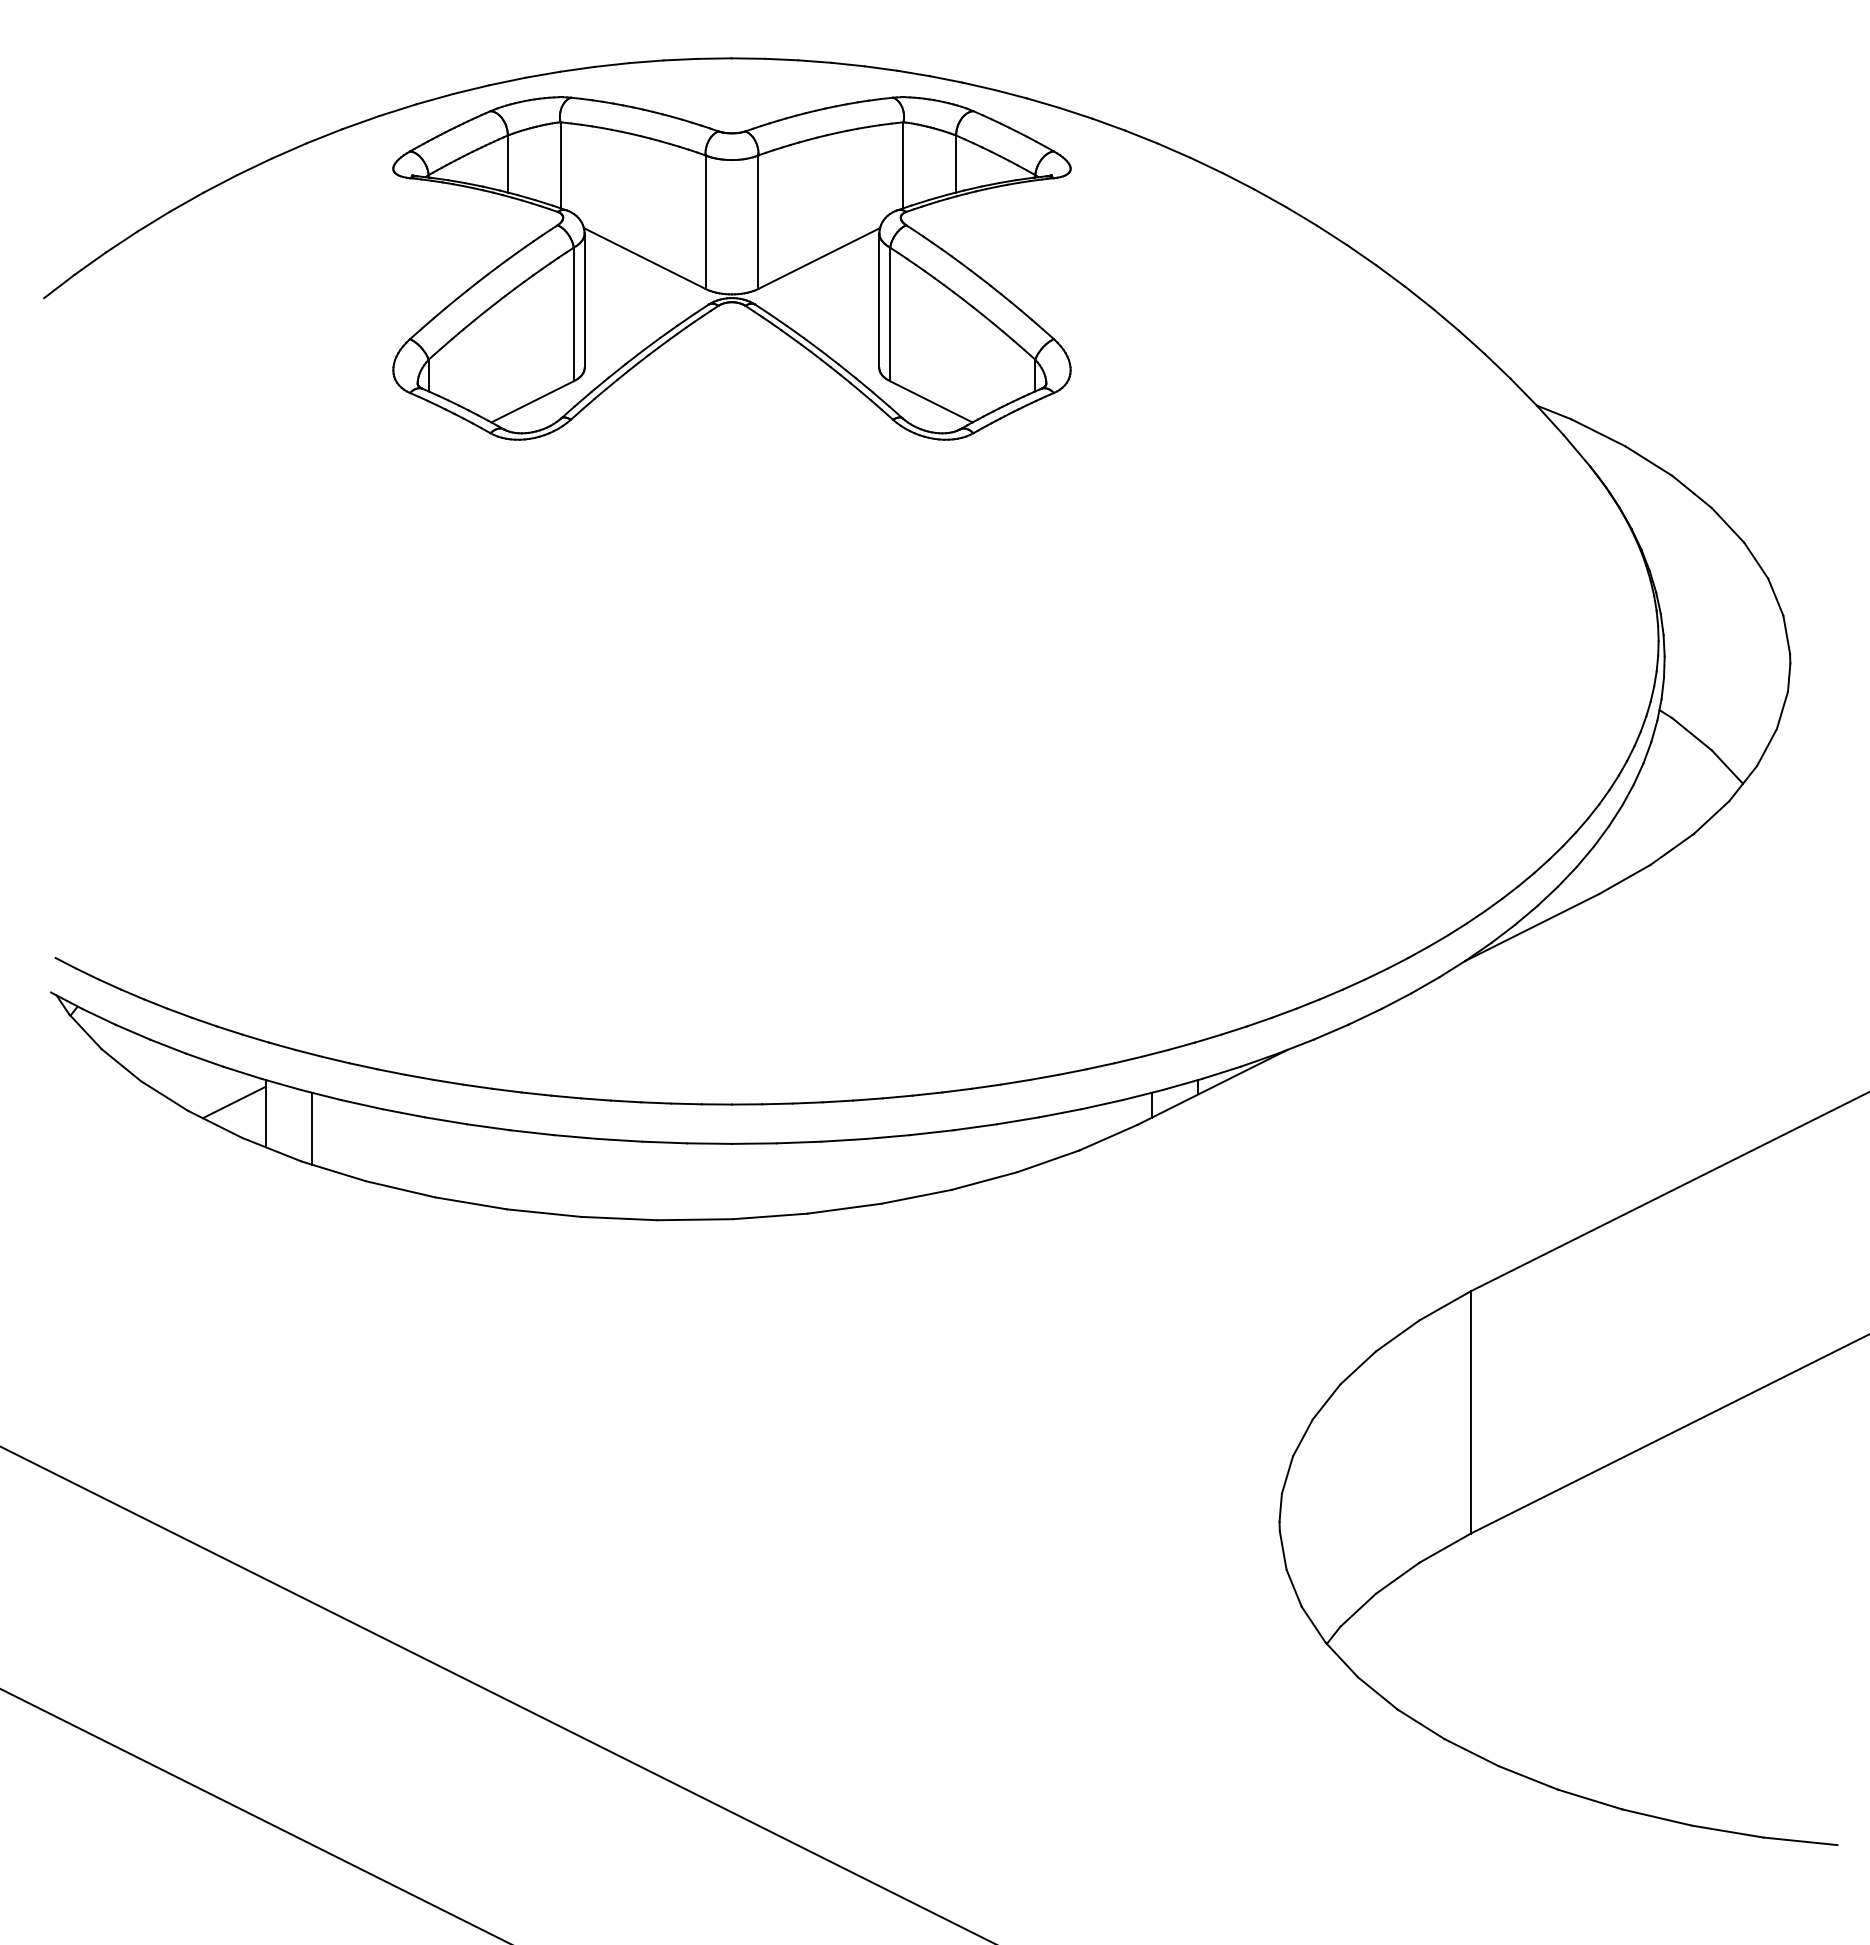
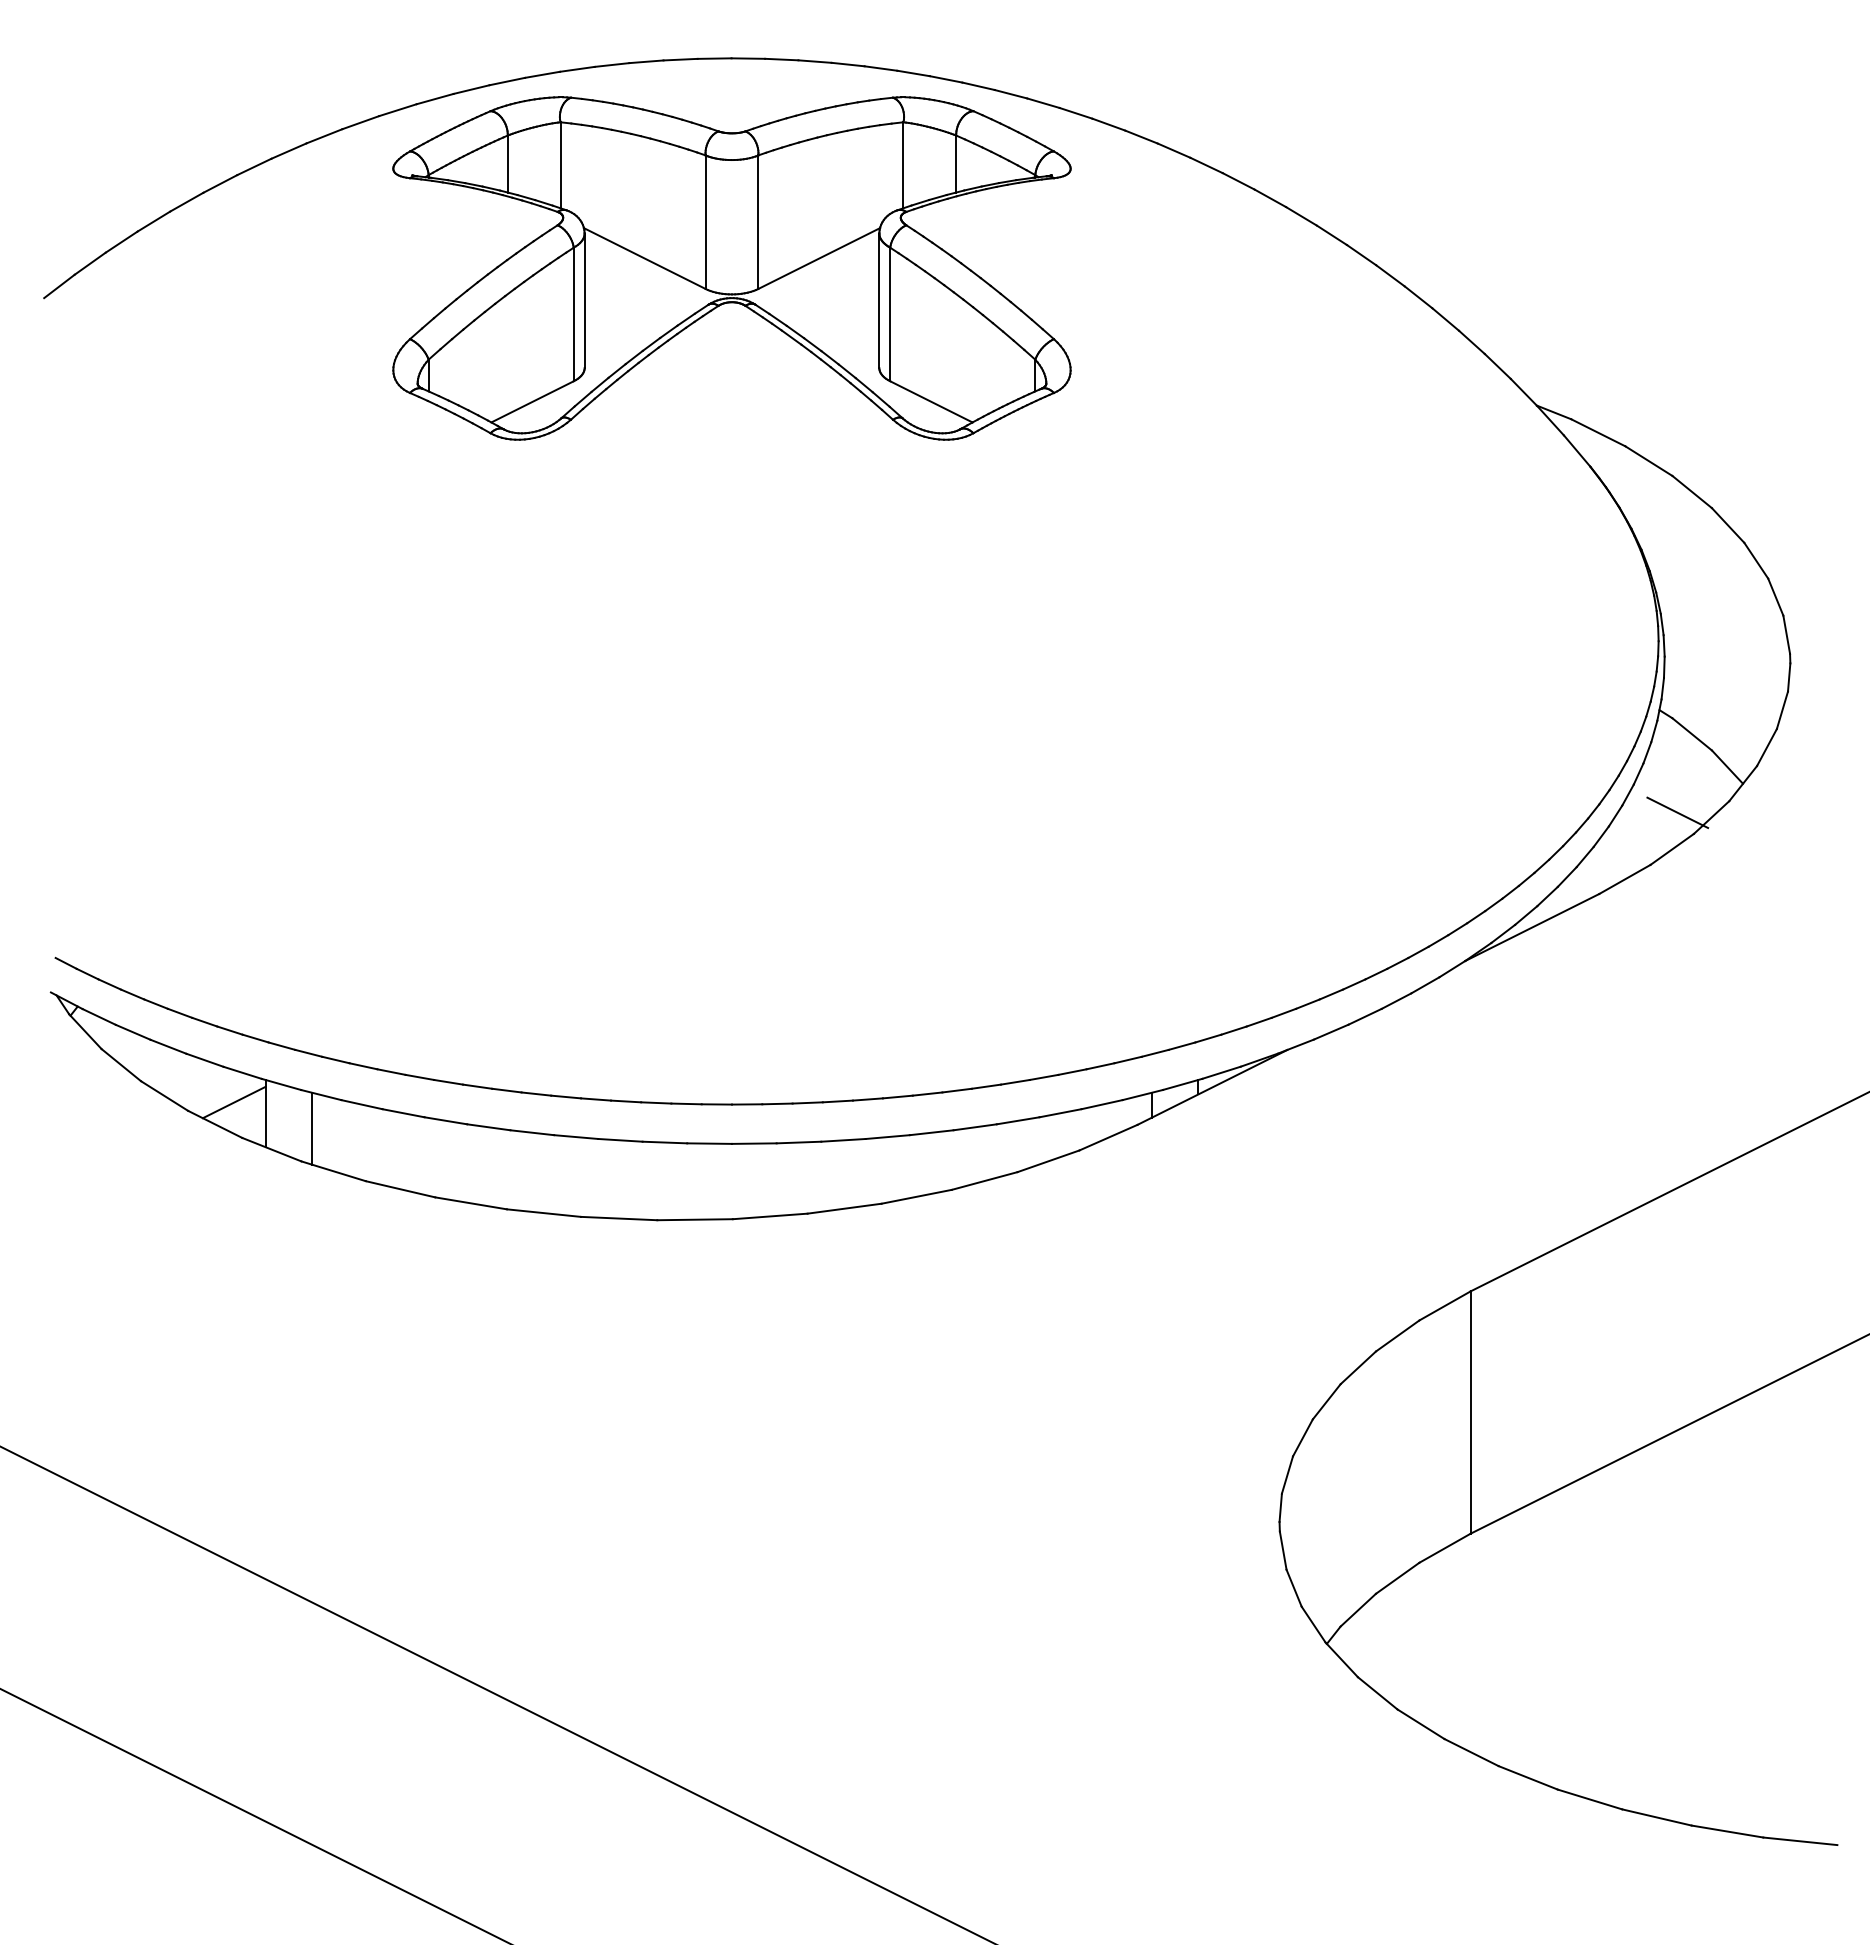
line: none -> present (1677, 812)
